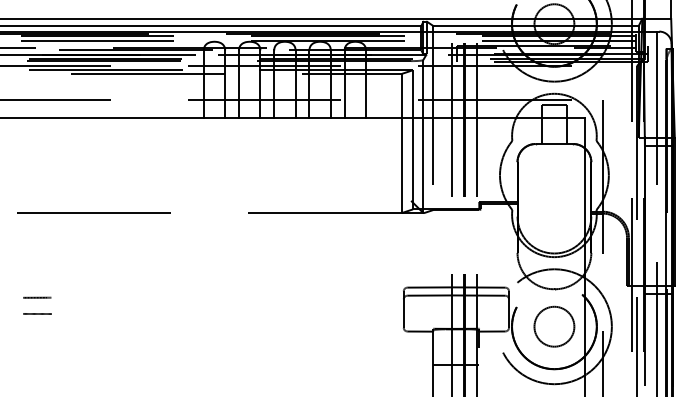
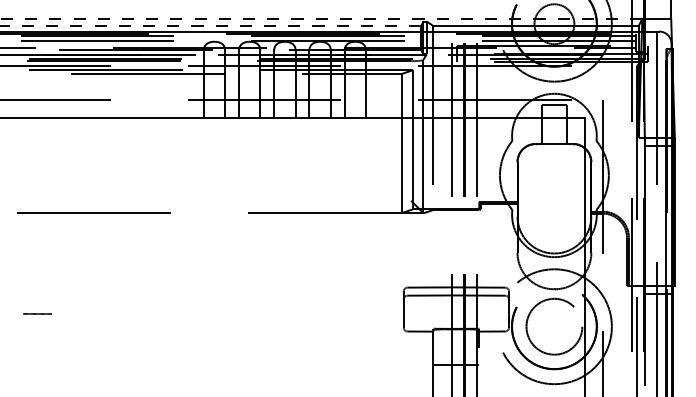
line: solid -> dashed (321, 18)
line: solid -> dashed (211, 26)
line: present -> none (37, 297)
circle diameter: 40 px -> 56 px (554, 326)
